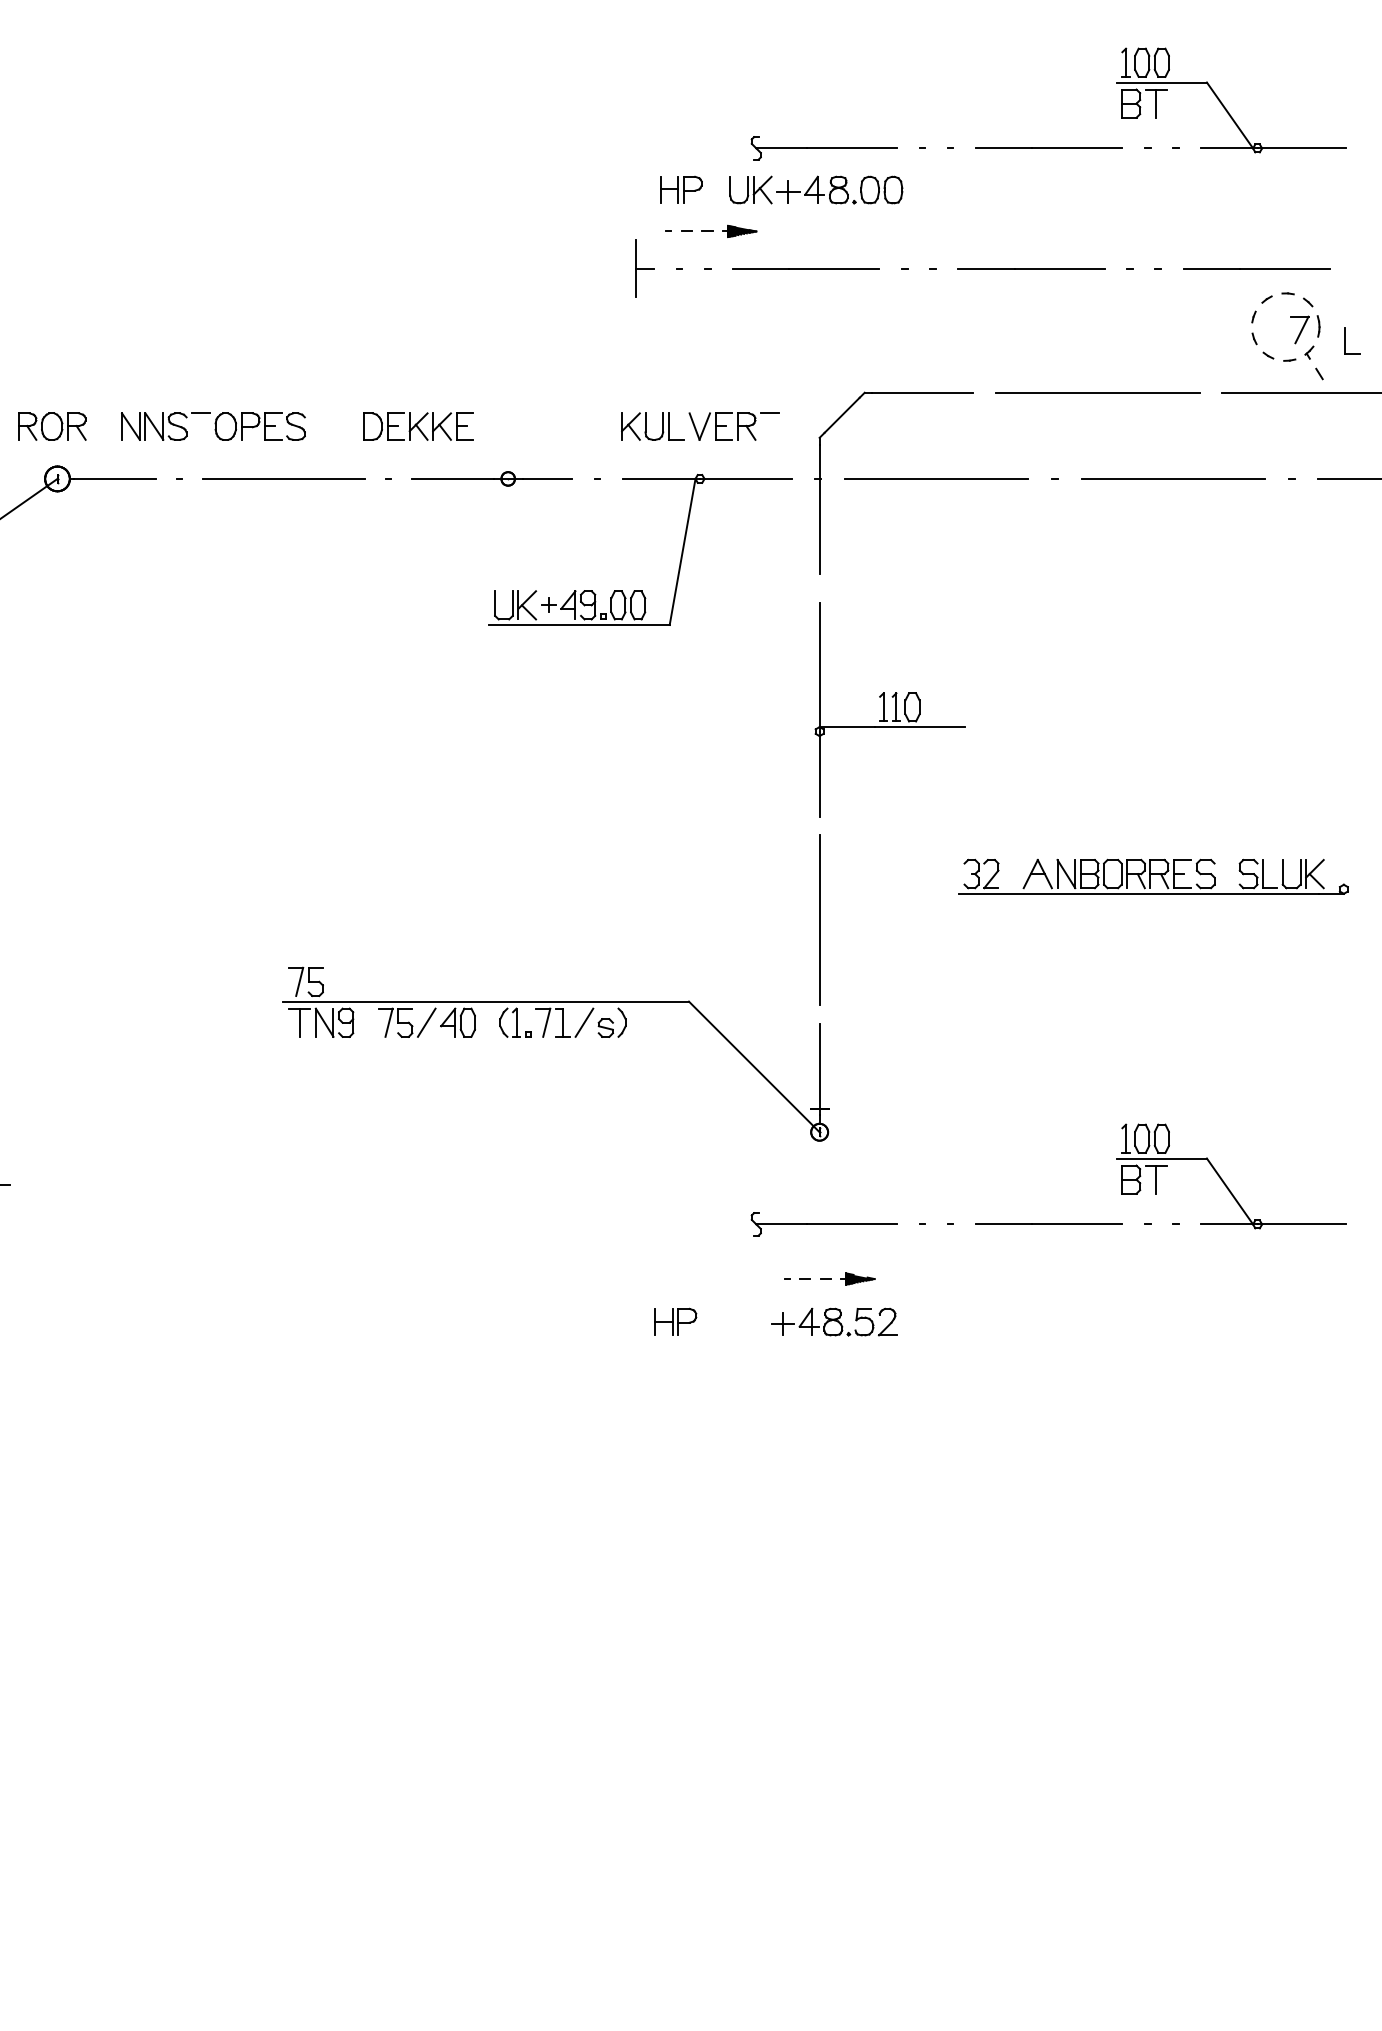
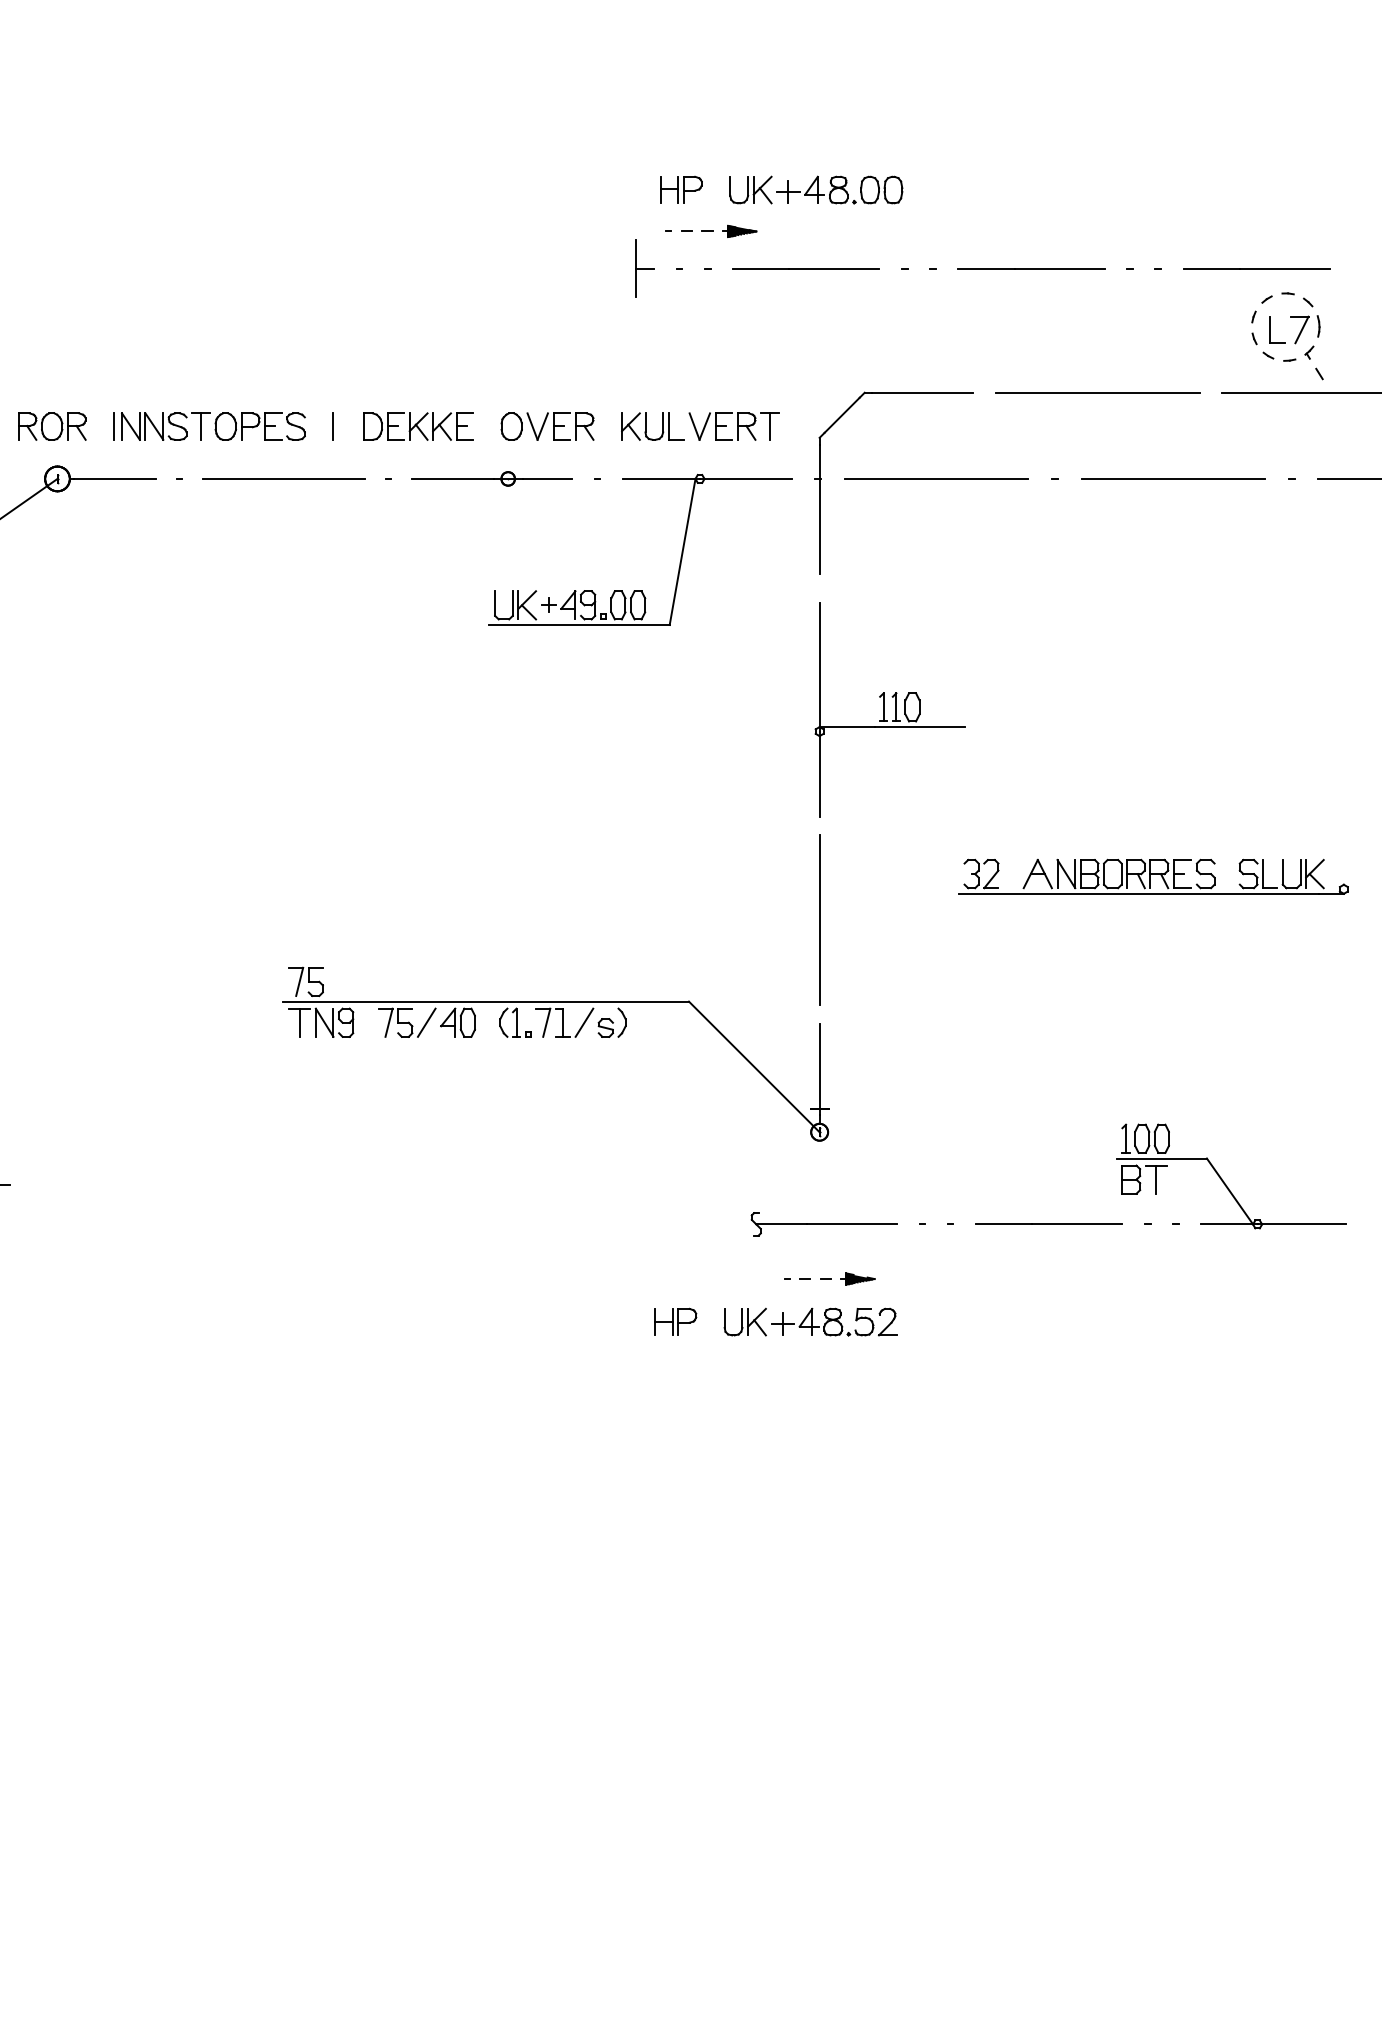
part: present -> none (1048, 147)
part position: (1345, 340) -> (1270, 329) (1270, 329)
line: none -> present (114, 426)
line: none -> present (200, 426)
line: none -> present (333, 426)
part: none -> present (547, 426)
line: none -> present (769, 426)
part: none -> present (744, 1321)
